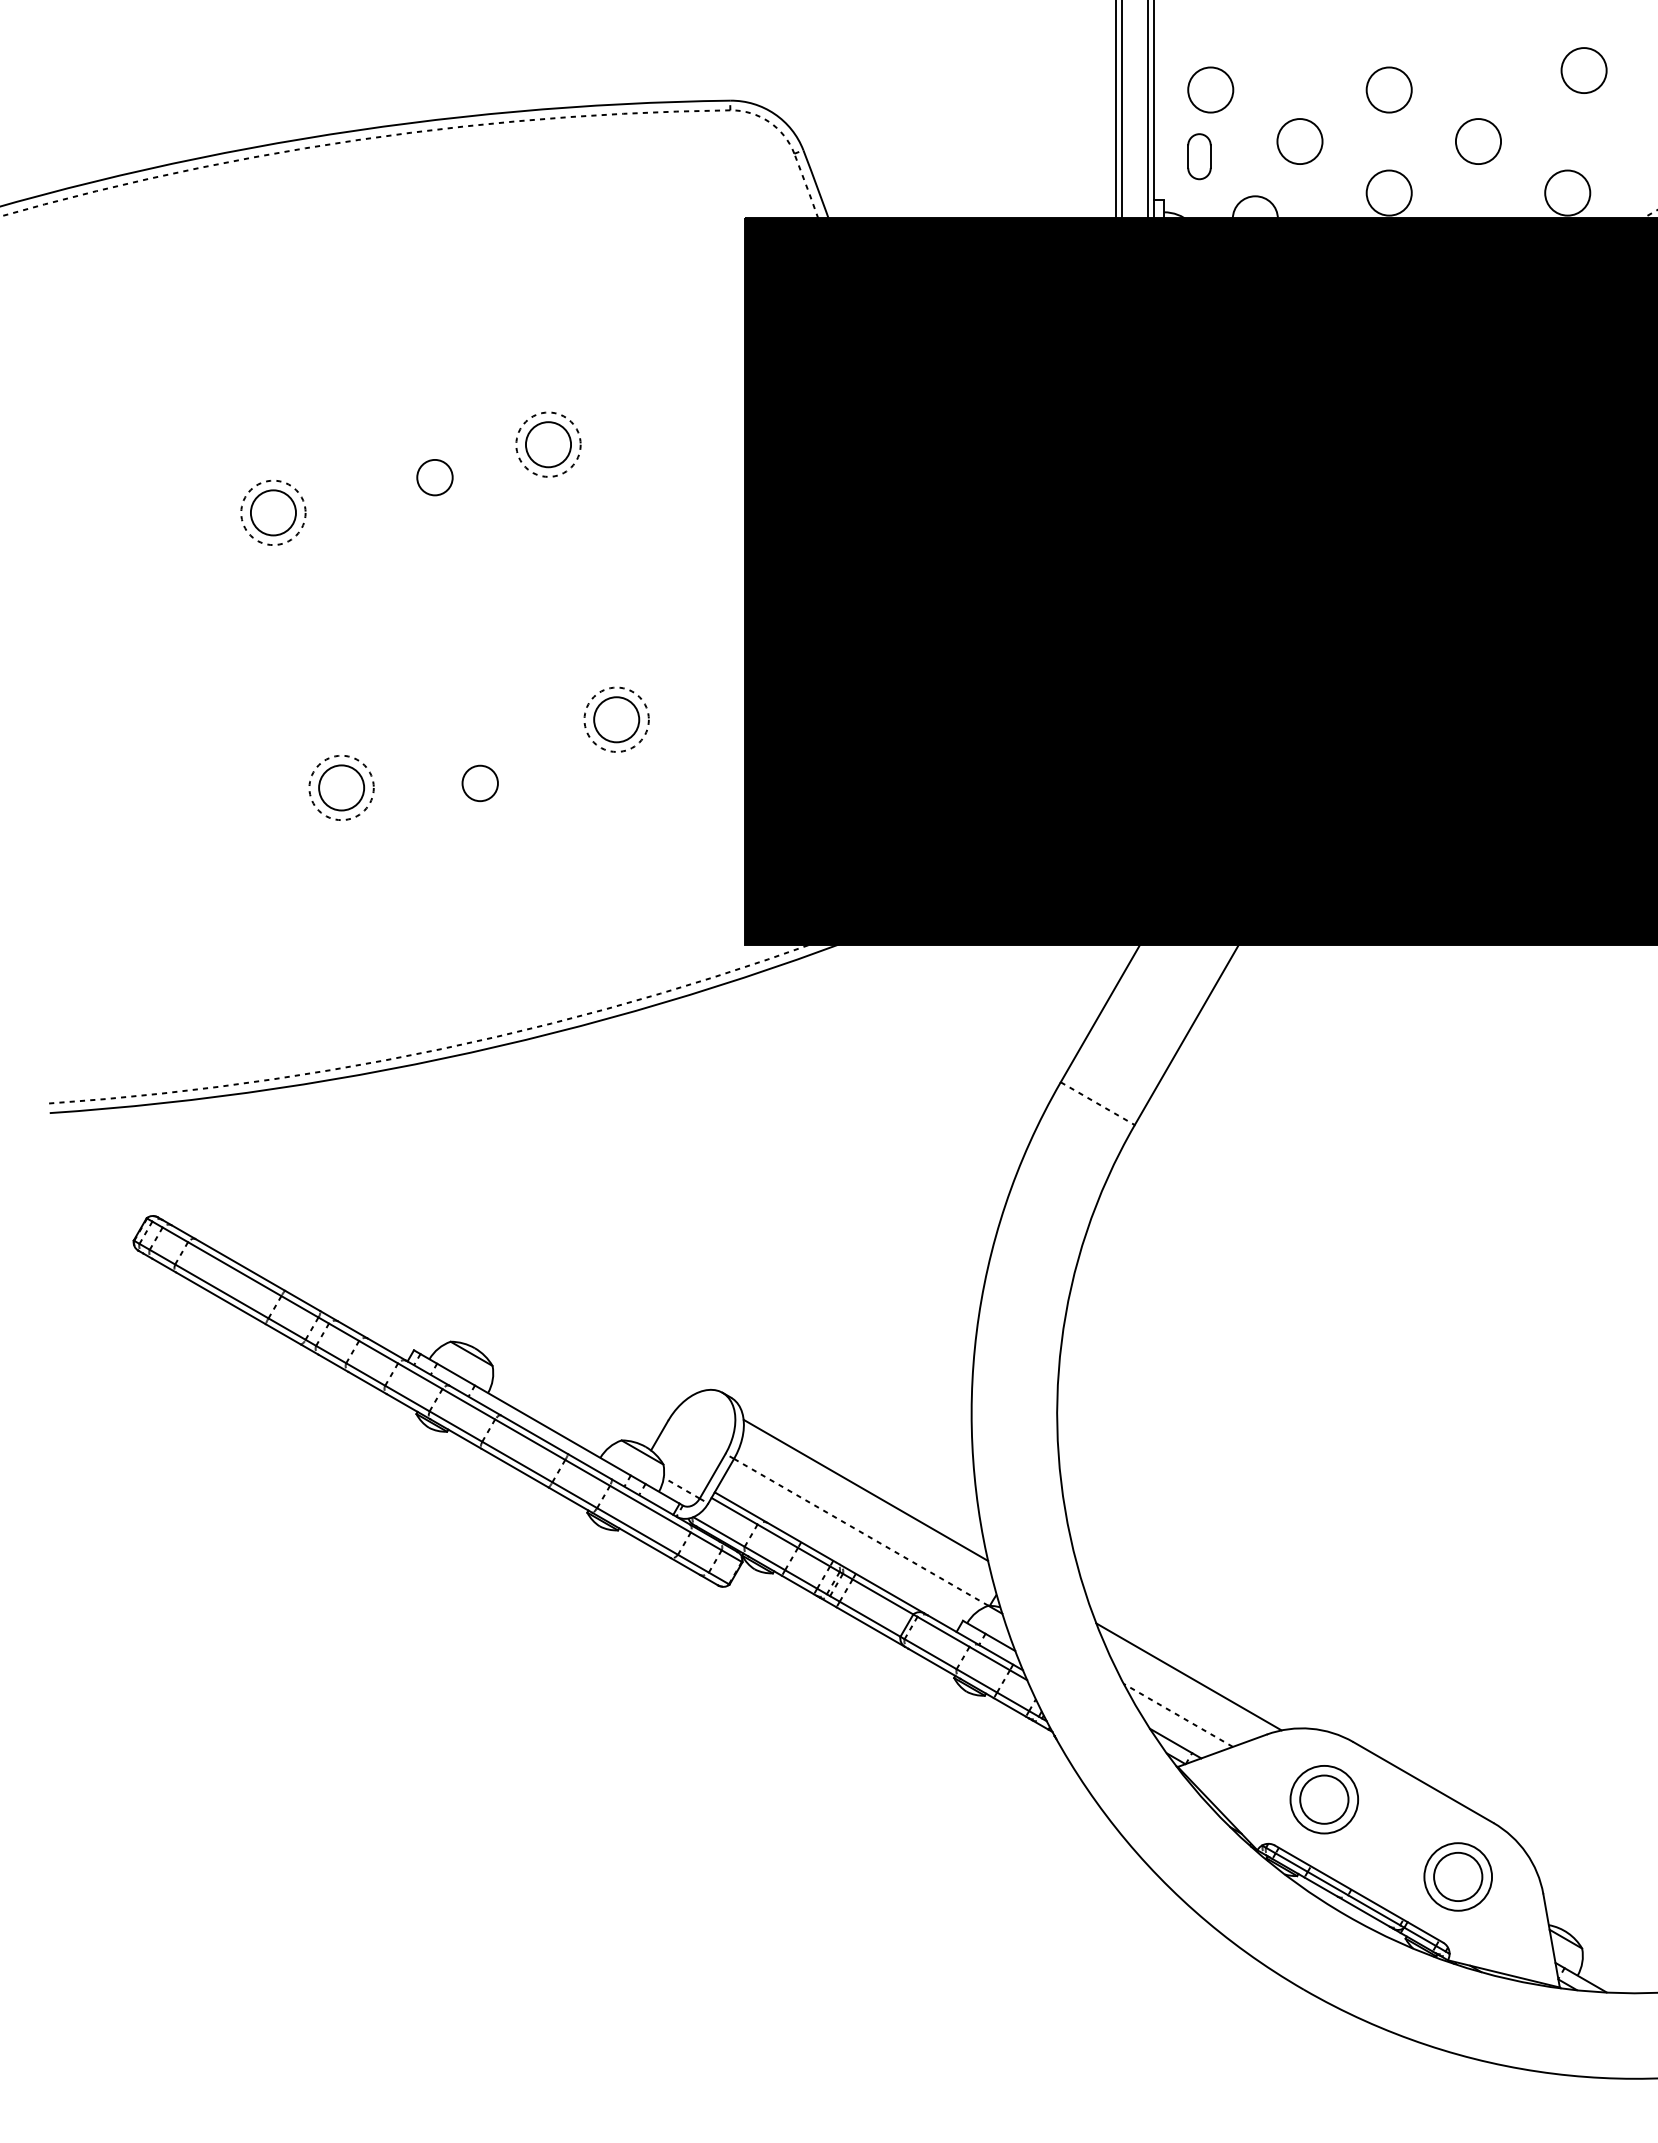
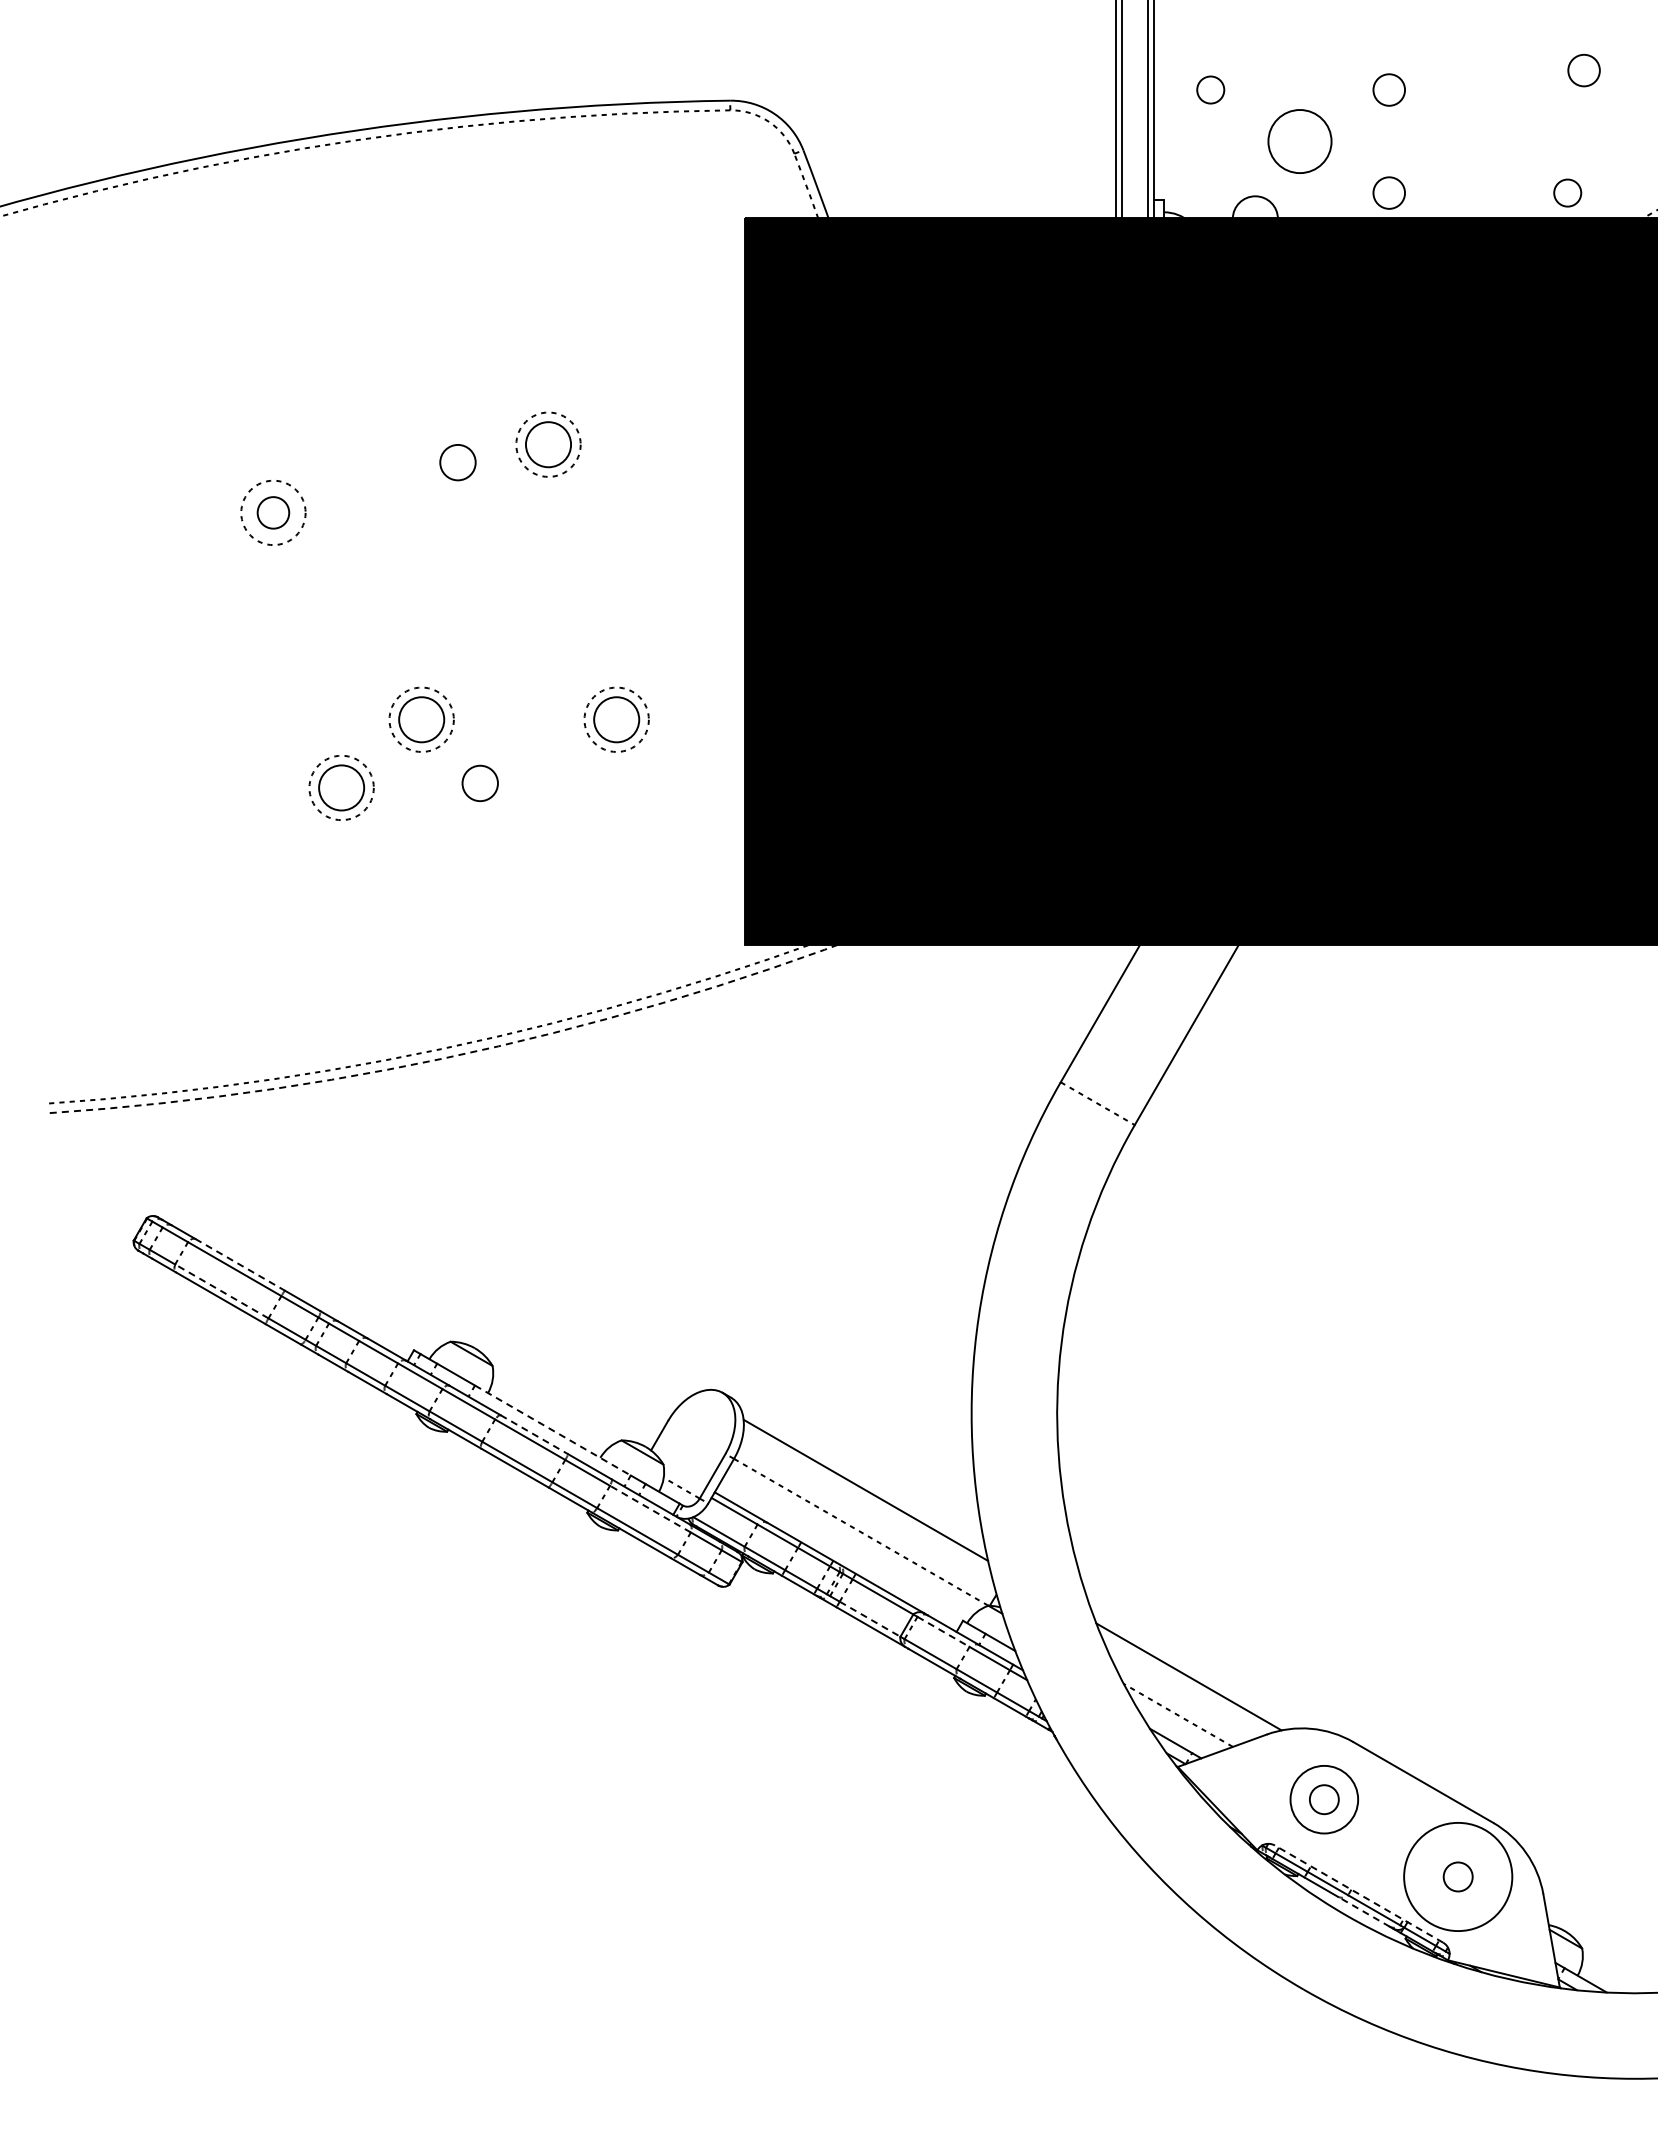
circle diameter: 45 px -> 32 px (1583, 70)
circle diameter: 45 px -> 27 px (1210, 89)
circle diameter: 45 px -> 32 px (1389, 89)
circle diameter: 45 px -> 63 px (1299, 141)
circle: present -> none (1478, 141)
part: present -> none (1199, 156)
circle diameter: 45 px -> 32 px (1389, 192)
circle diameter: 45 px -> 27 px (1567, 192)
circle position: (434, 477) -> (457, 462) (457, 462)
circle diameter: 45 px -> 32 px (273, 512)
part: none -> present (421, 719)
arc: solid -> dashed (498, 1046)
line: solid -> dashed (240, 1264)
line: solid -> dashed (221, 1291)
line: solid -> dashed (552, 1430)
line: solid -> dashed (534, 1434)
line: solid -> dashed (650, 1509)
line: solid -> dashed (870, 1619)
line: solid -> dashed (943, 1632)
circle diameter: 48 px -> 29 px (1323, 1799)
circle diameter: 48 px -> 29 px (1457, 1876)
circle diameter: 68 px -> 108 px (1458, 1876)
line: solid -> dashed (1358, 1893)
line: solid -> dashed (1363, 1911)
